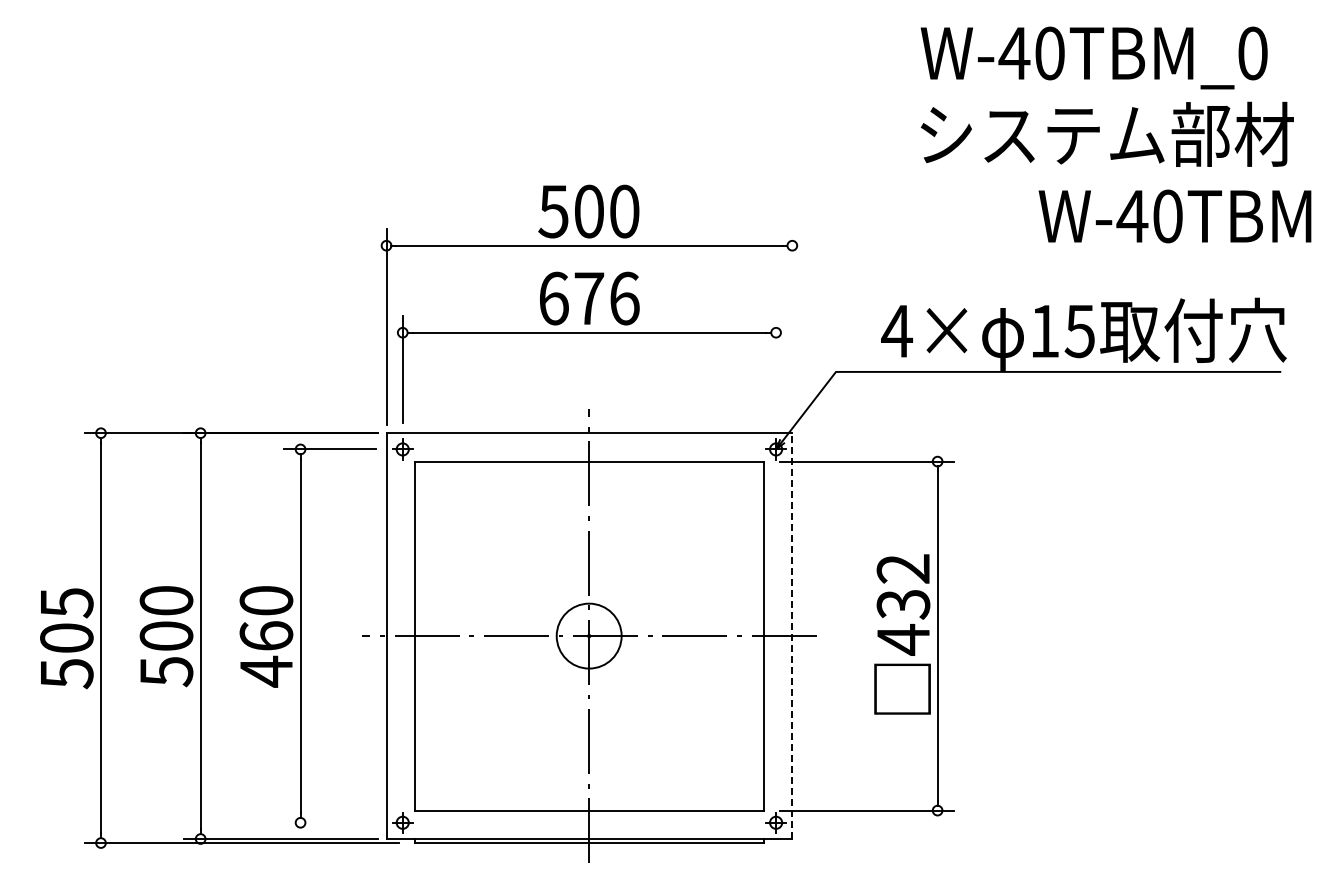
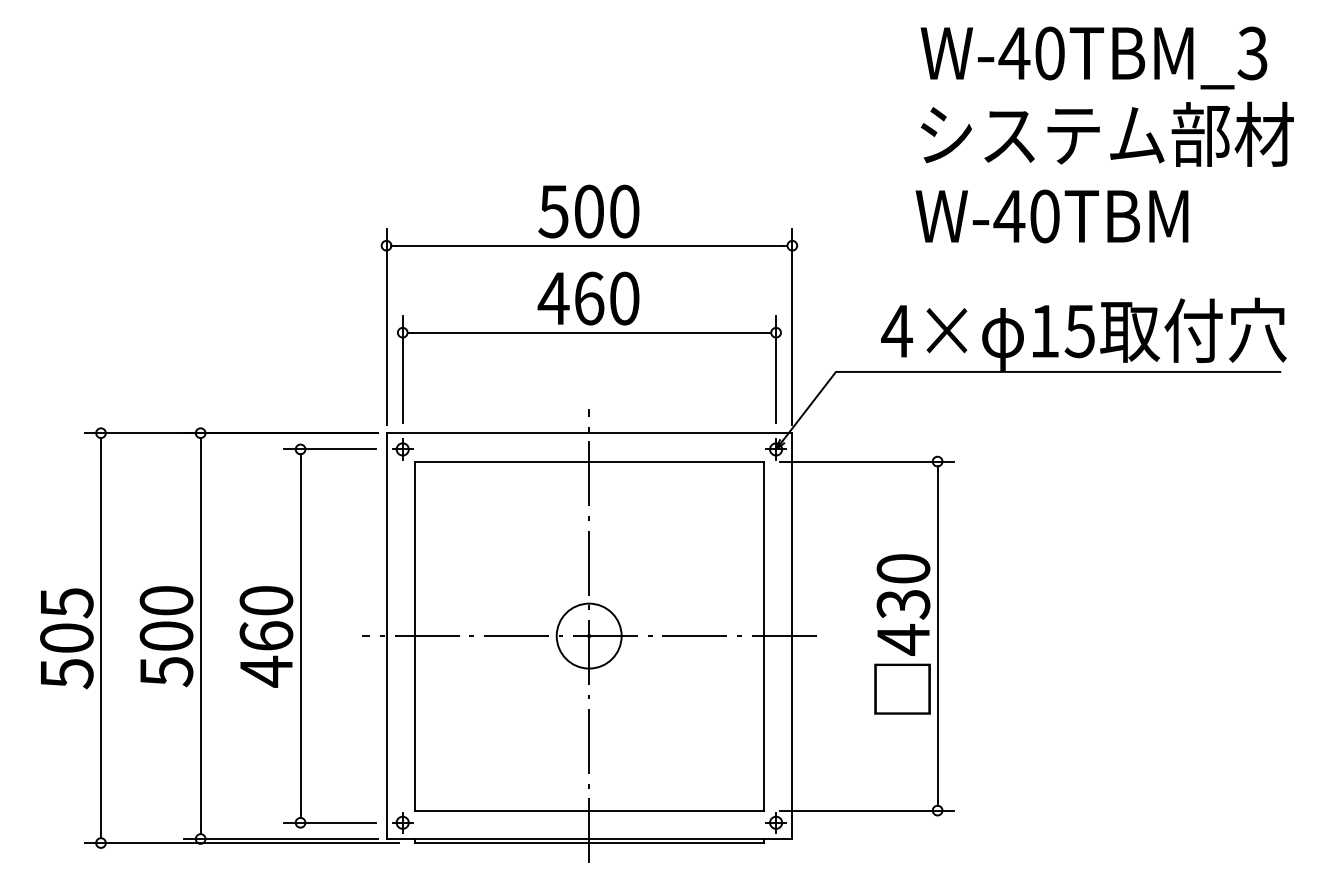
text: W-40TBM_0 -> W-40TBM_3 (1252, 53)
text position: (1174, 216) -> (1051, 216) (1051, 216)
text: 676 -> 460 (588, 298)
line: none -> present (792, 327)
line: none -> present (776, 369)
text: 432 -> 430 (903, 568)
line: dashed -> solid (792, 636)
line: none -> present (330, 822)
